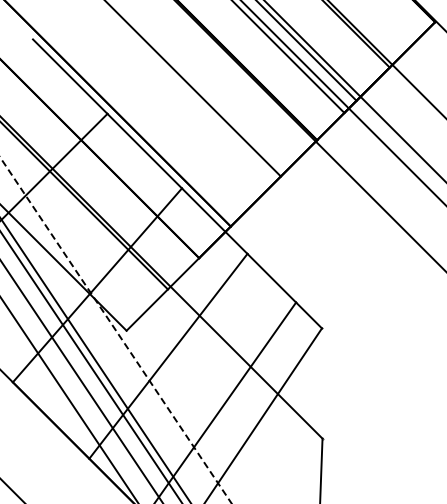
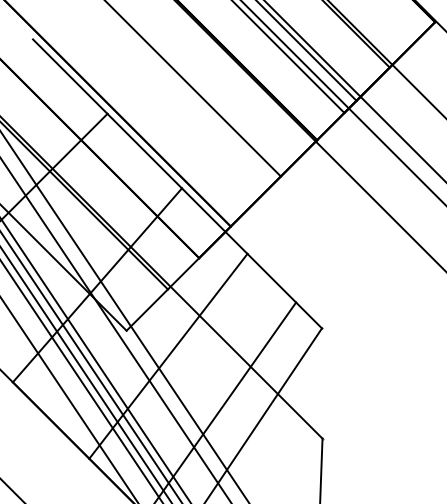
line: none -> present (124, 317)
line: dashed -> solid (115, 330)
line: none -> present (86, 374)
